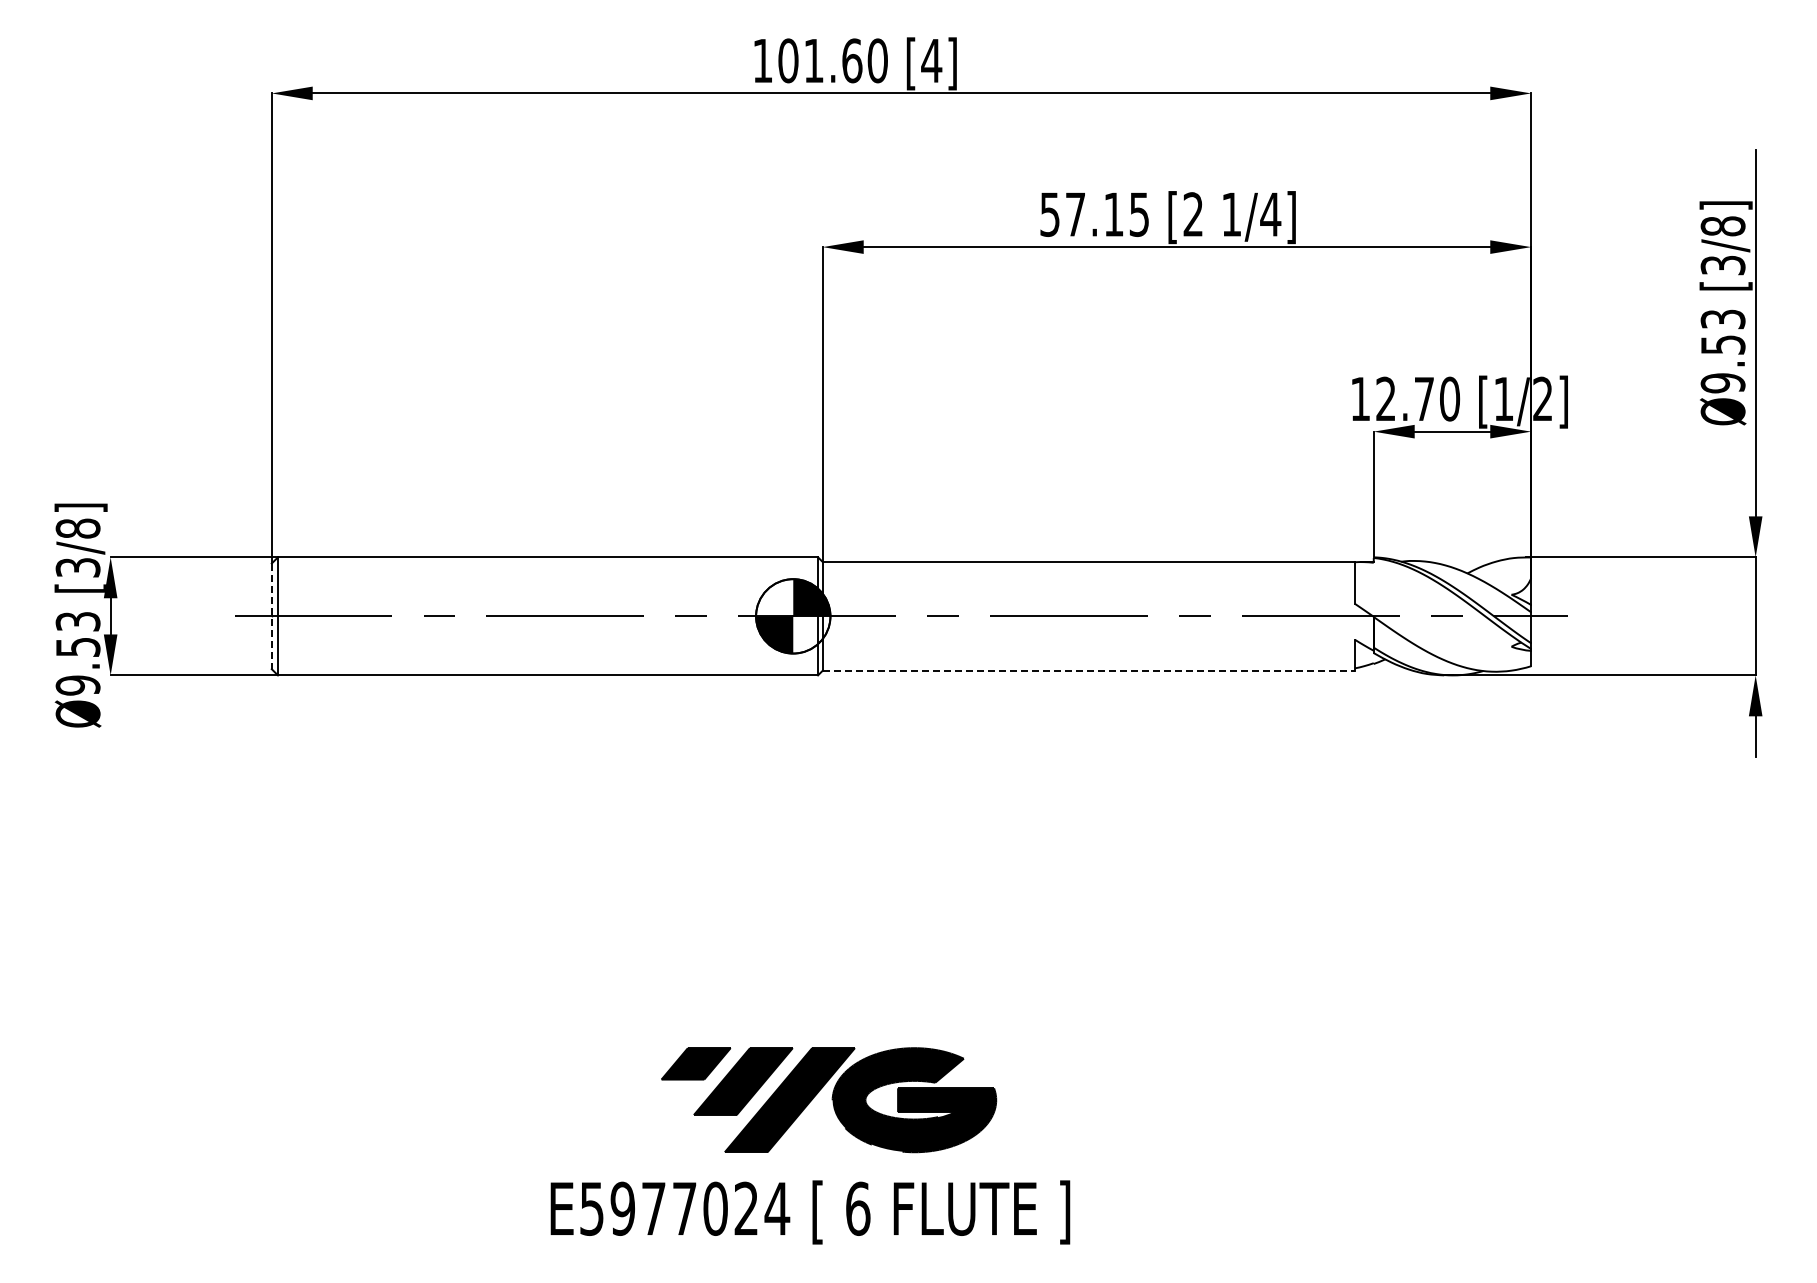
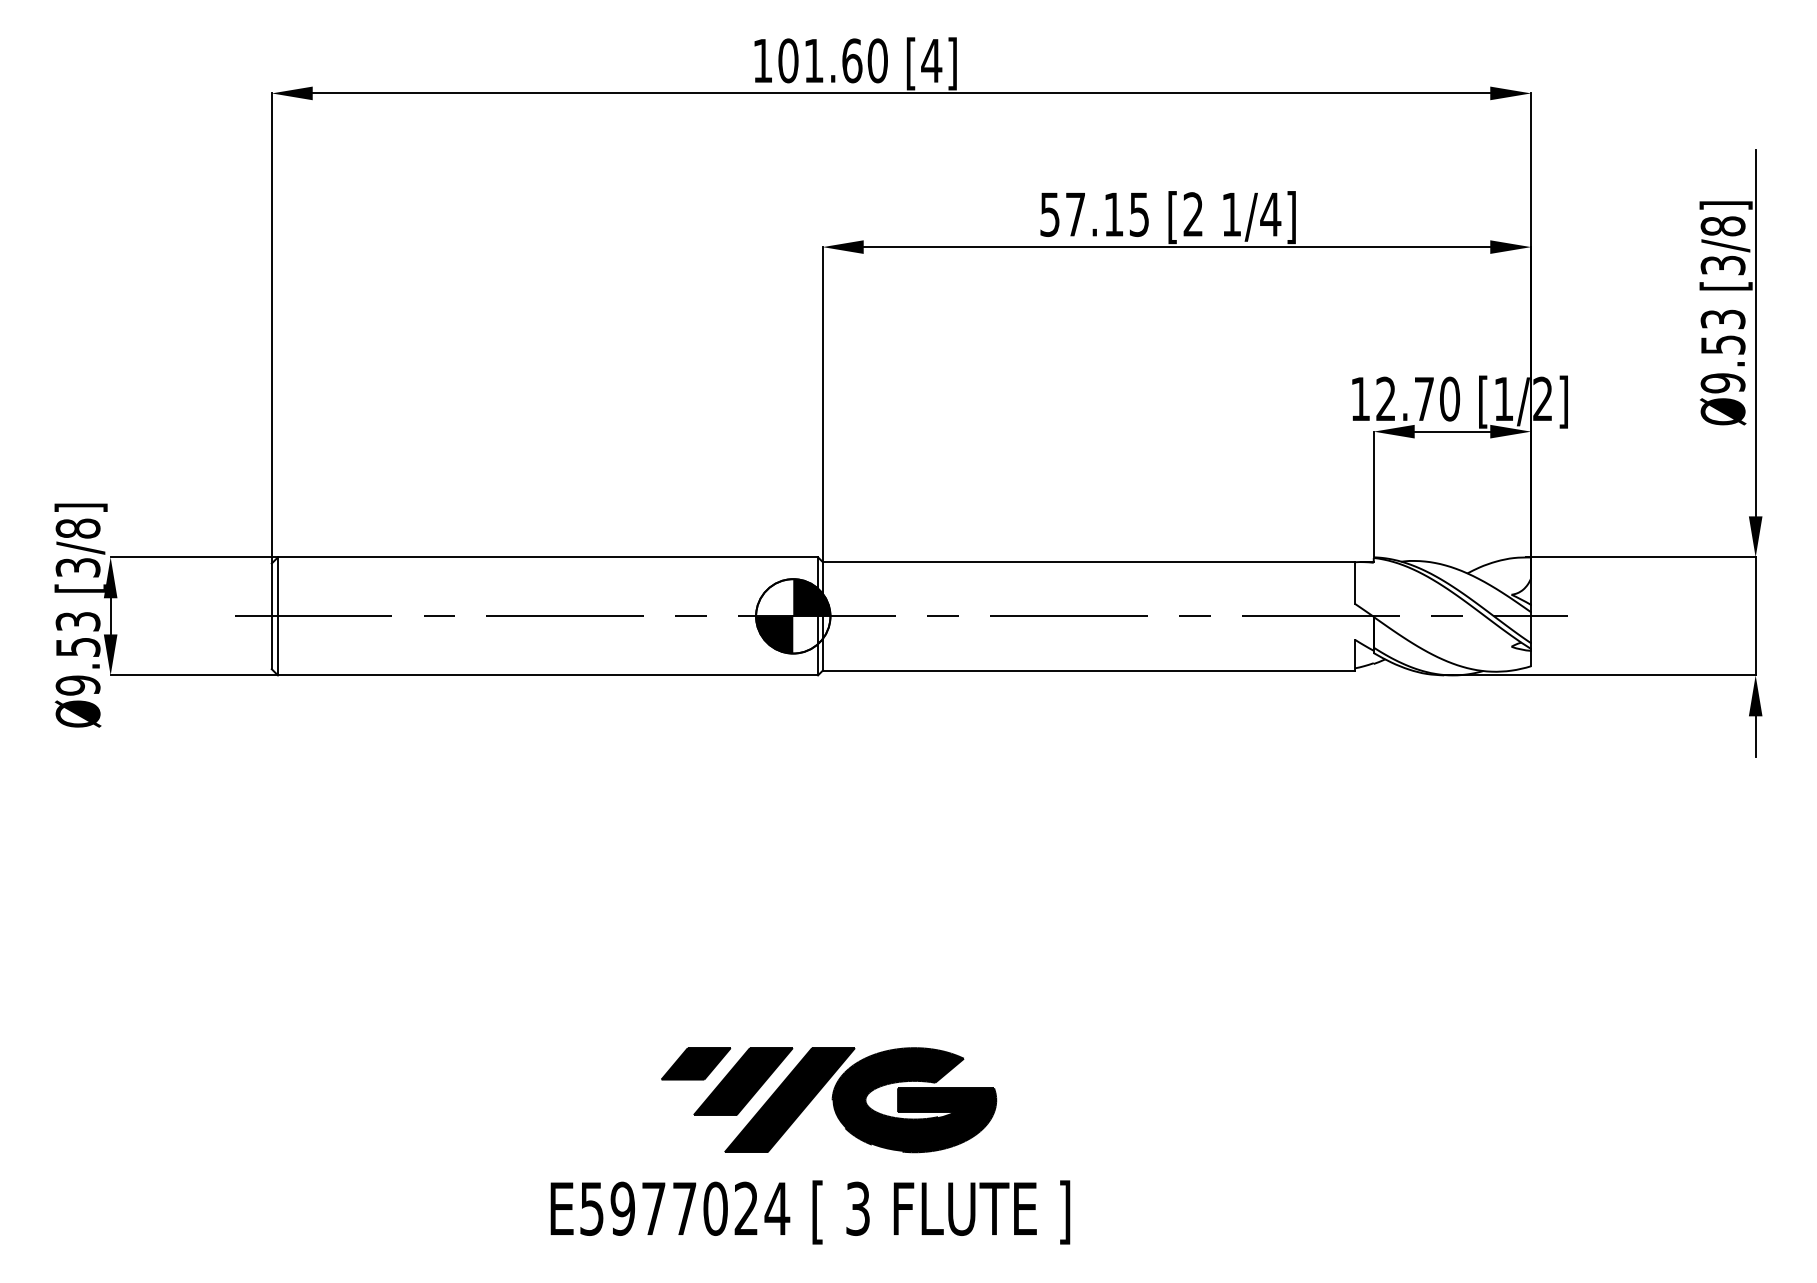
line: dashed -> solid (271, 616)
line: dashed -> solid (1089, 670)
text: 6 -> 3 (858, 1208)
